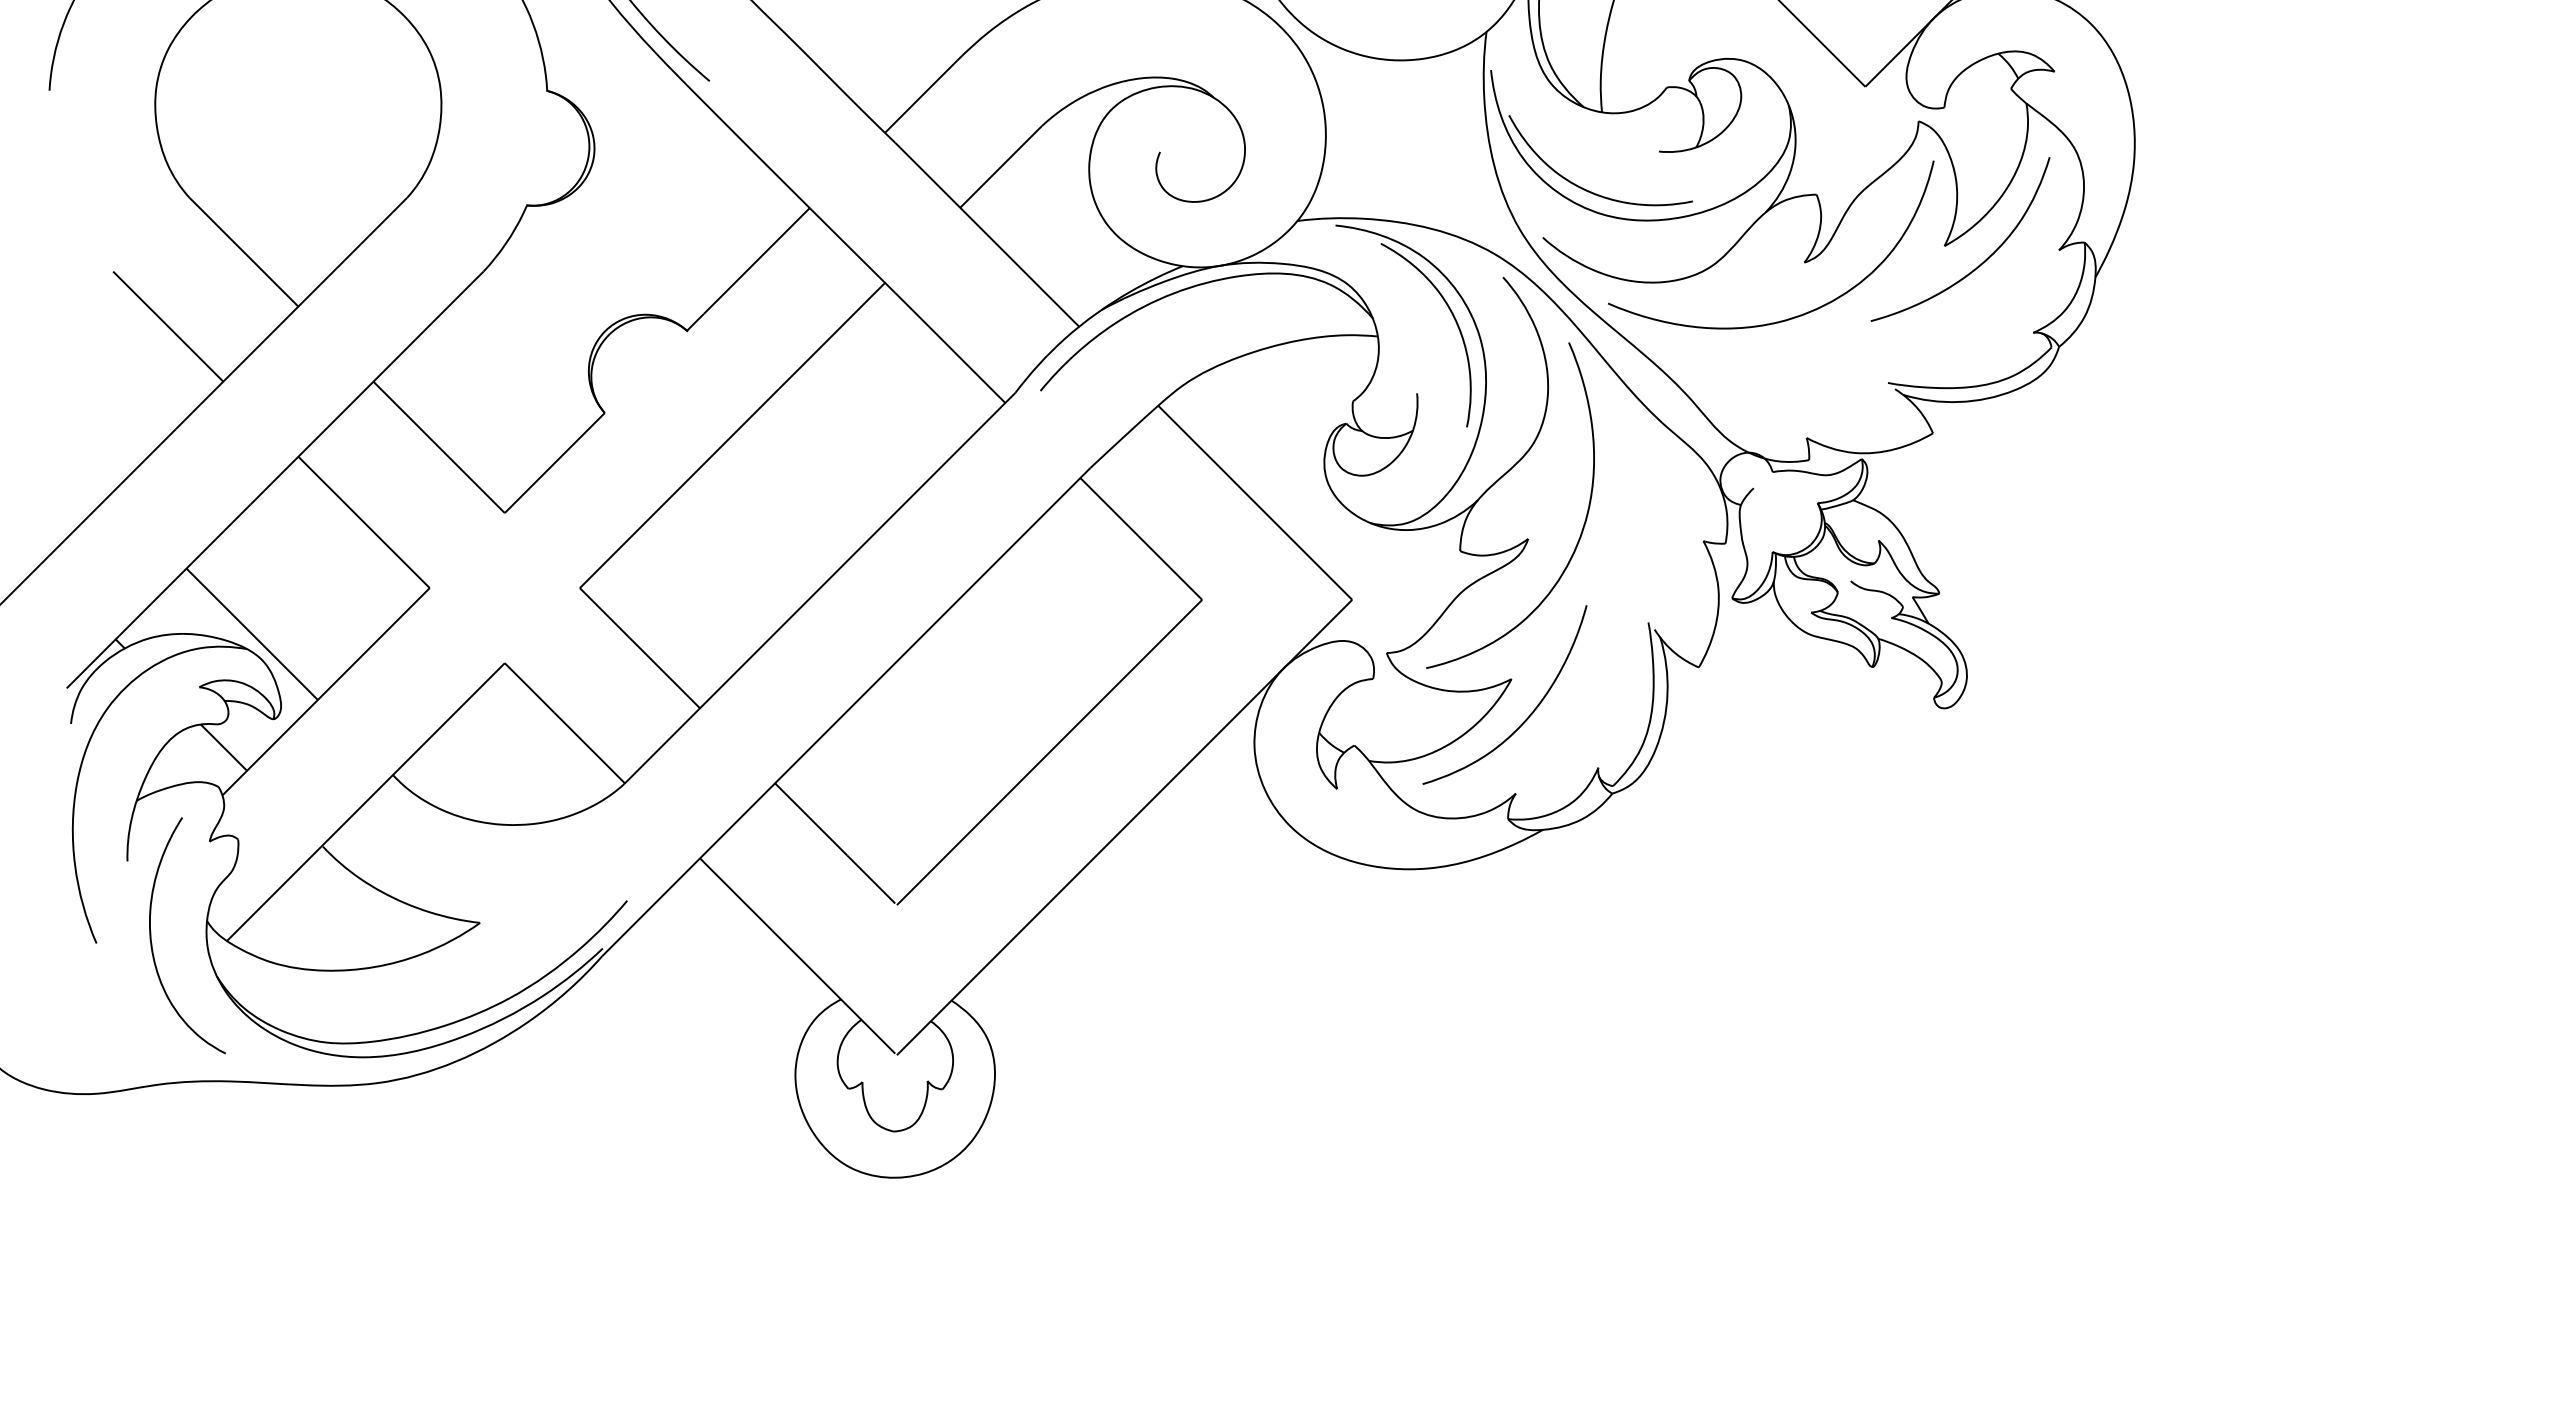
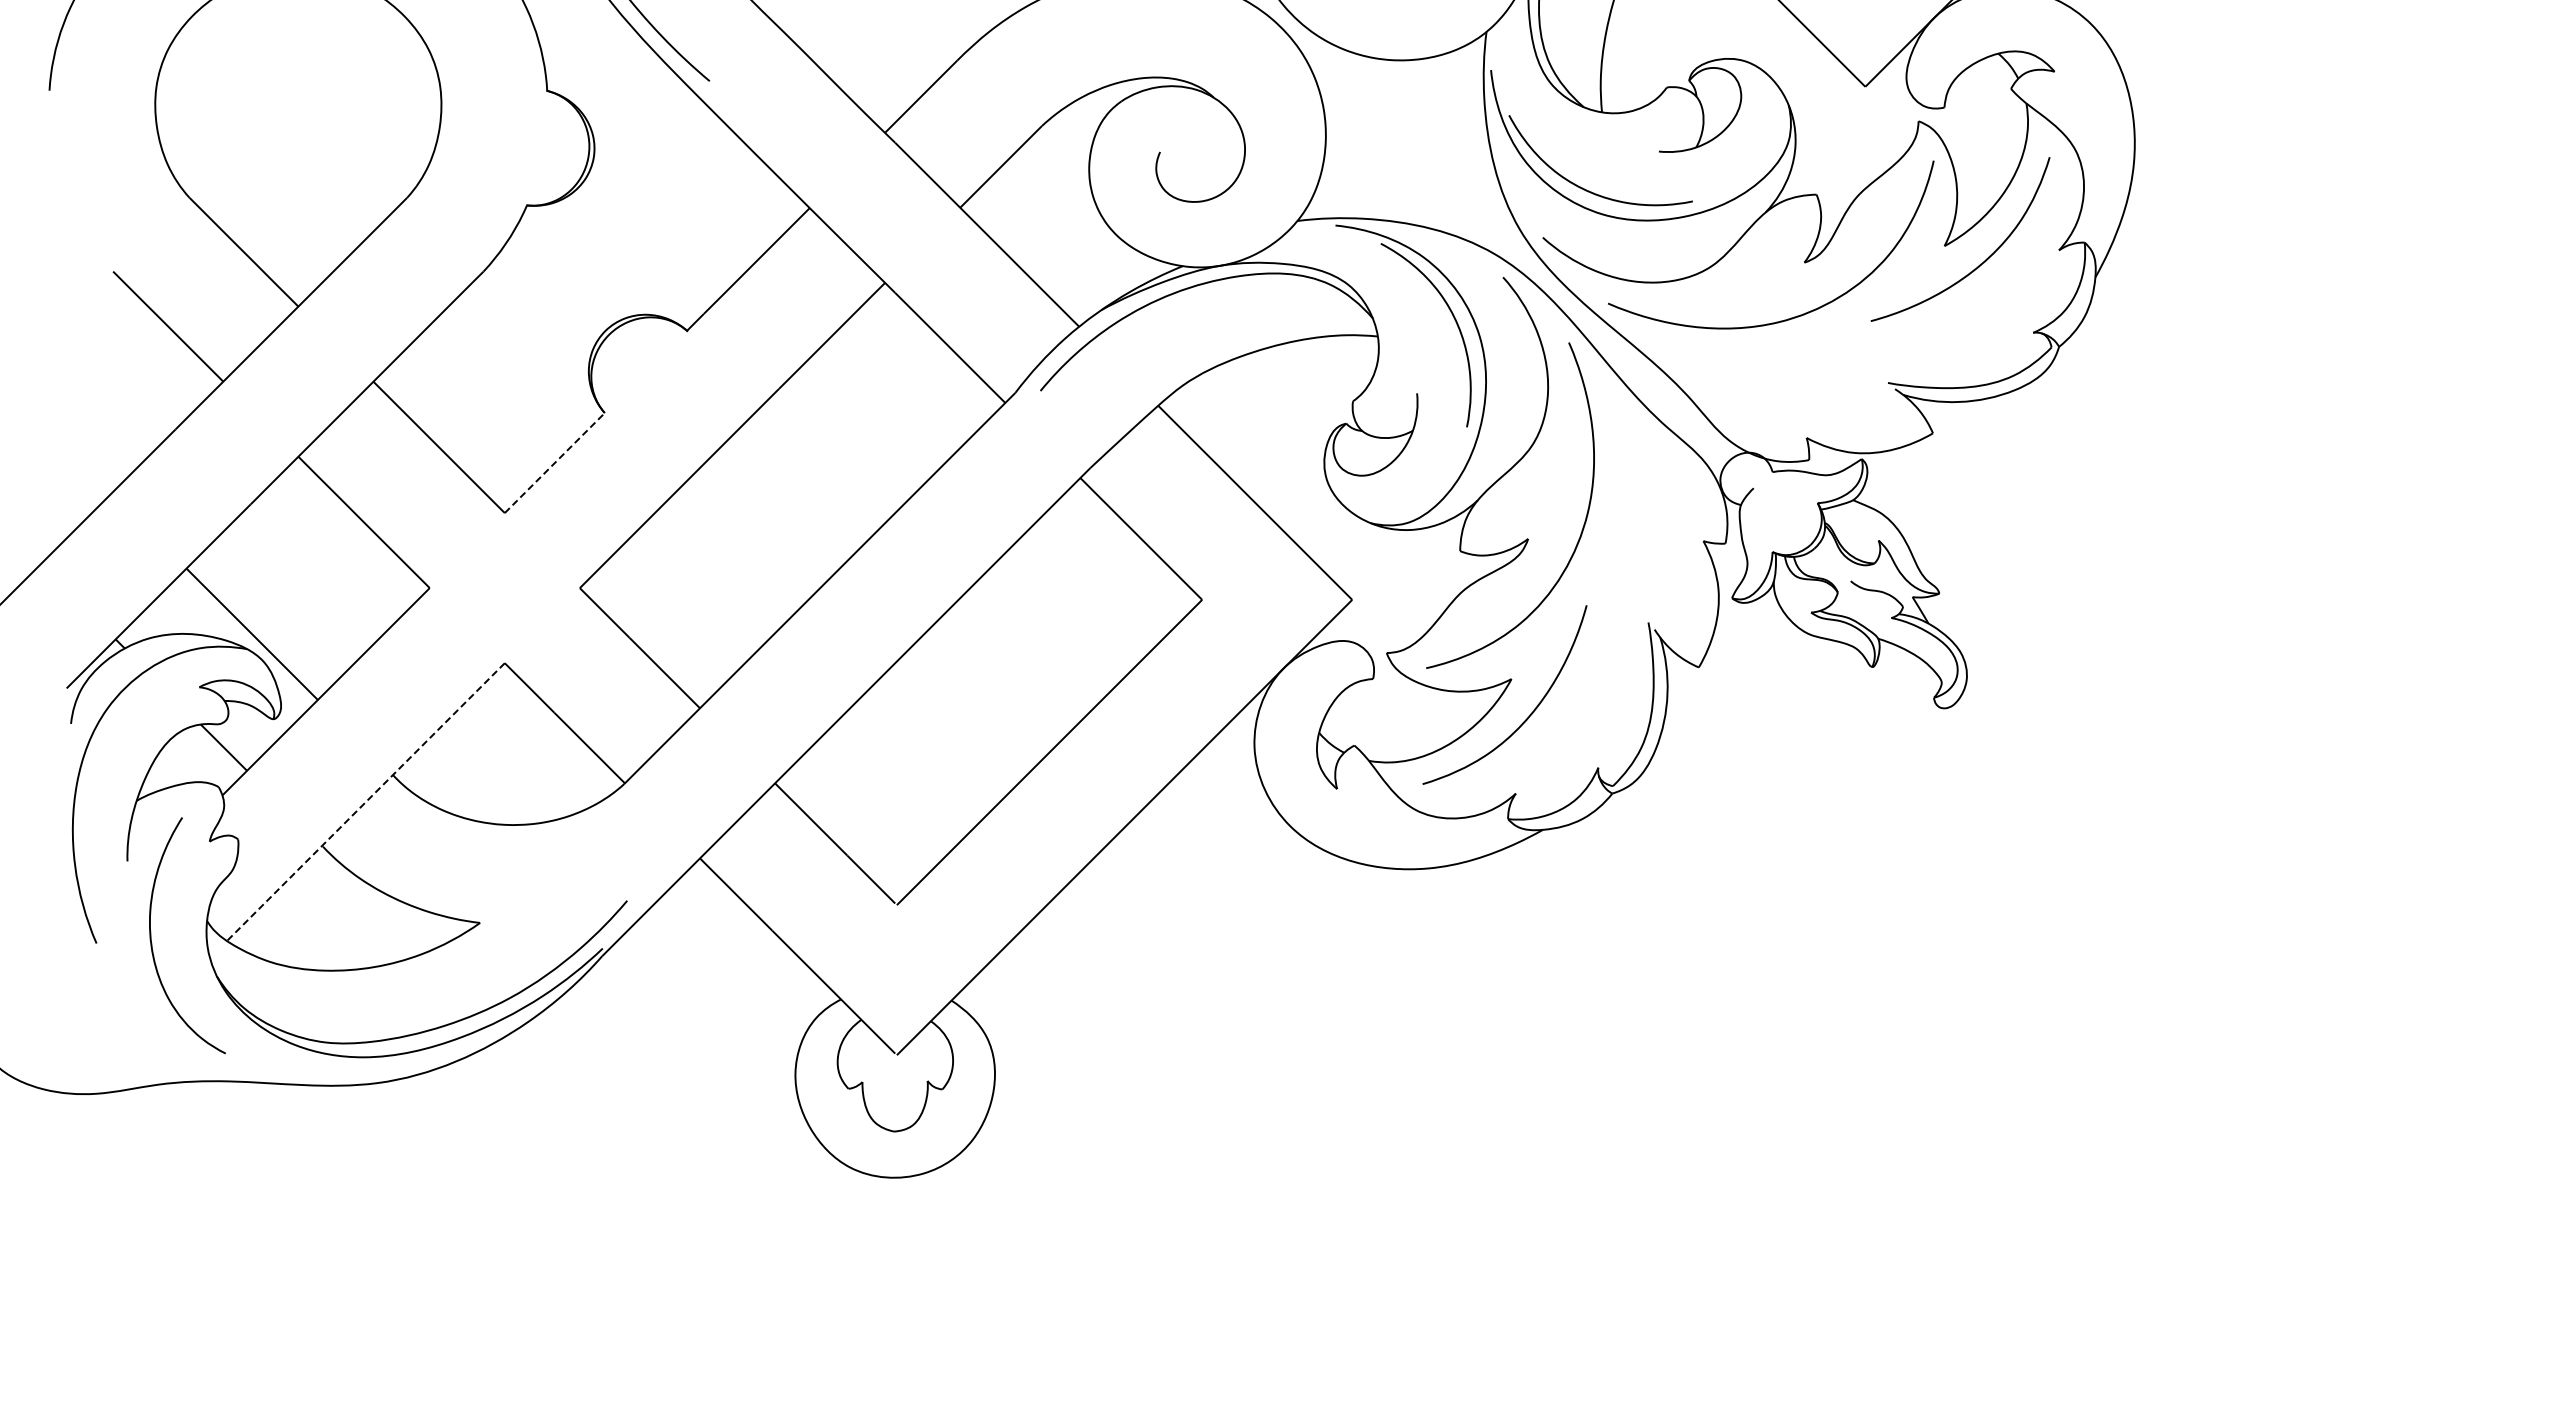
line: solid -> dashed (554, 463)
line: solid -> dashed (365, 802)
